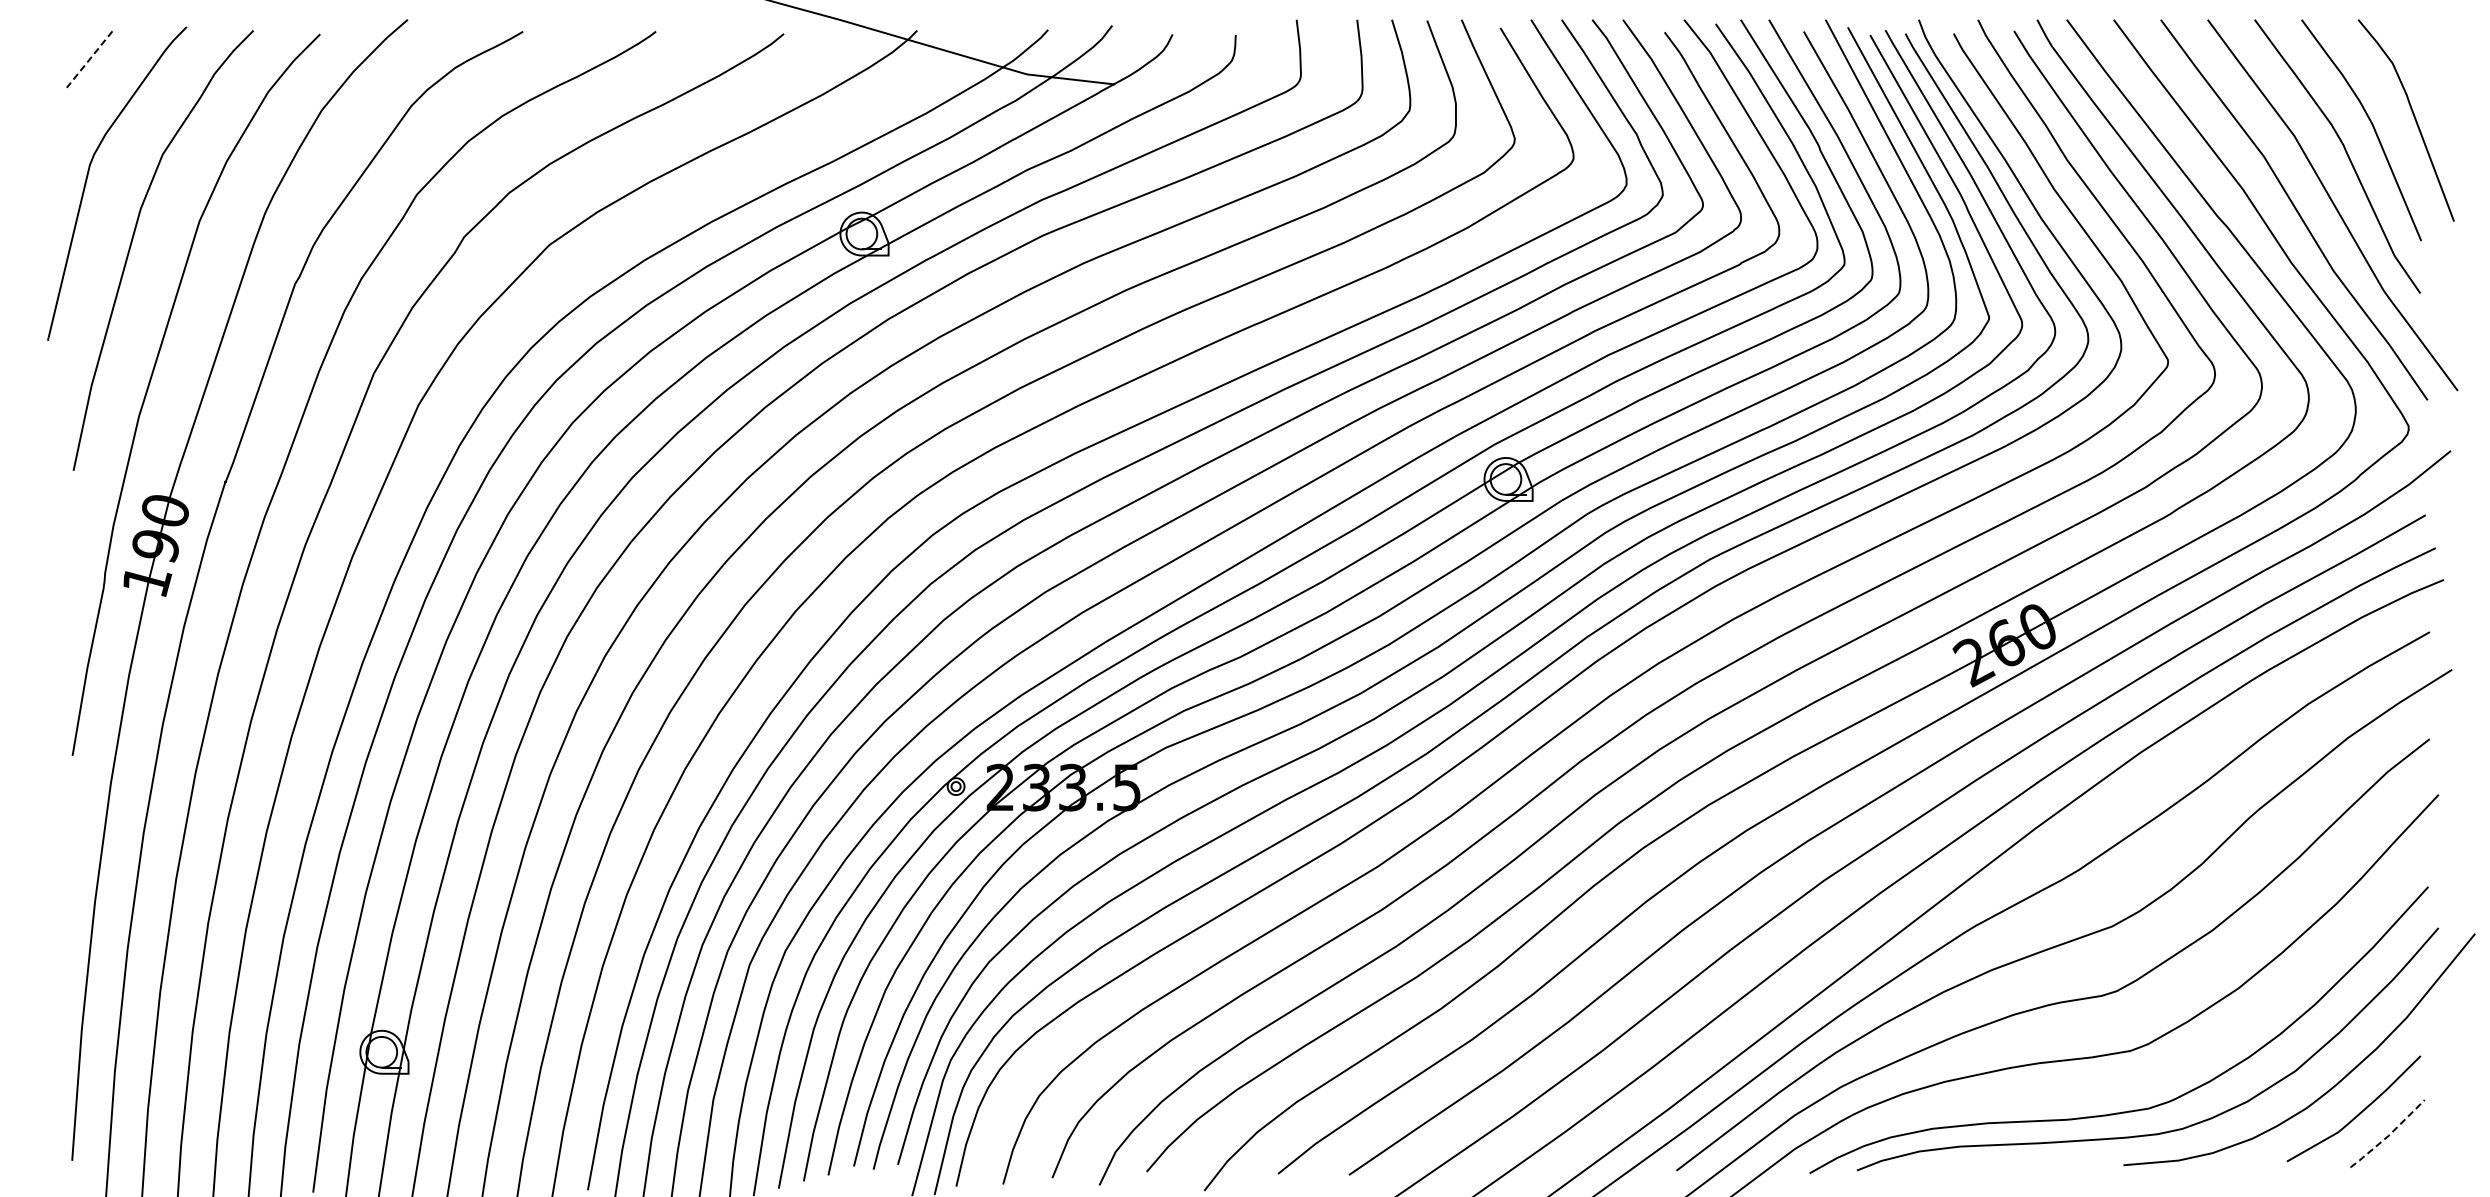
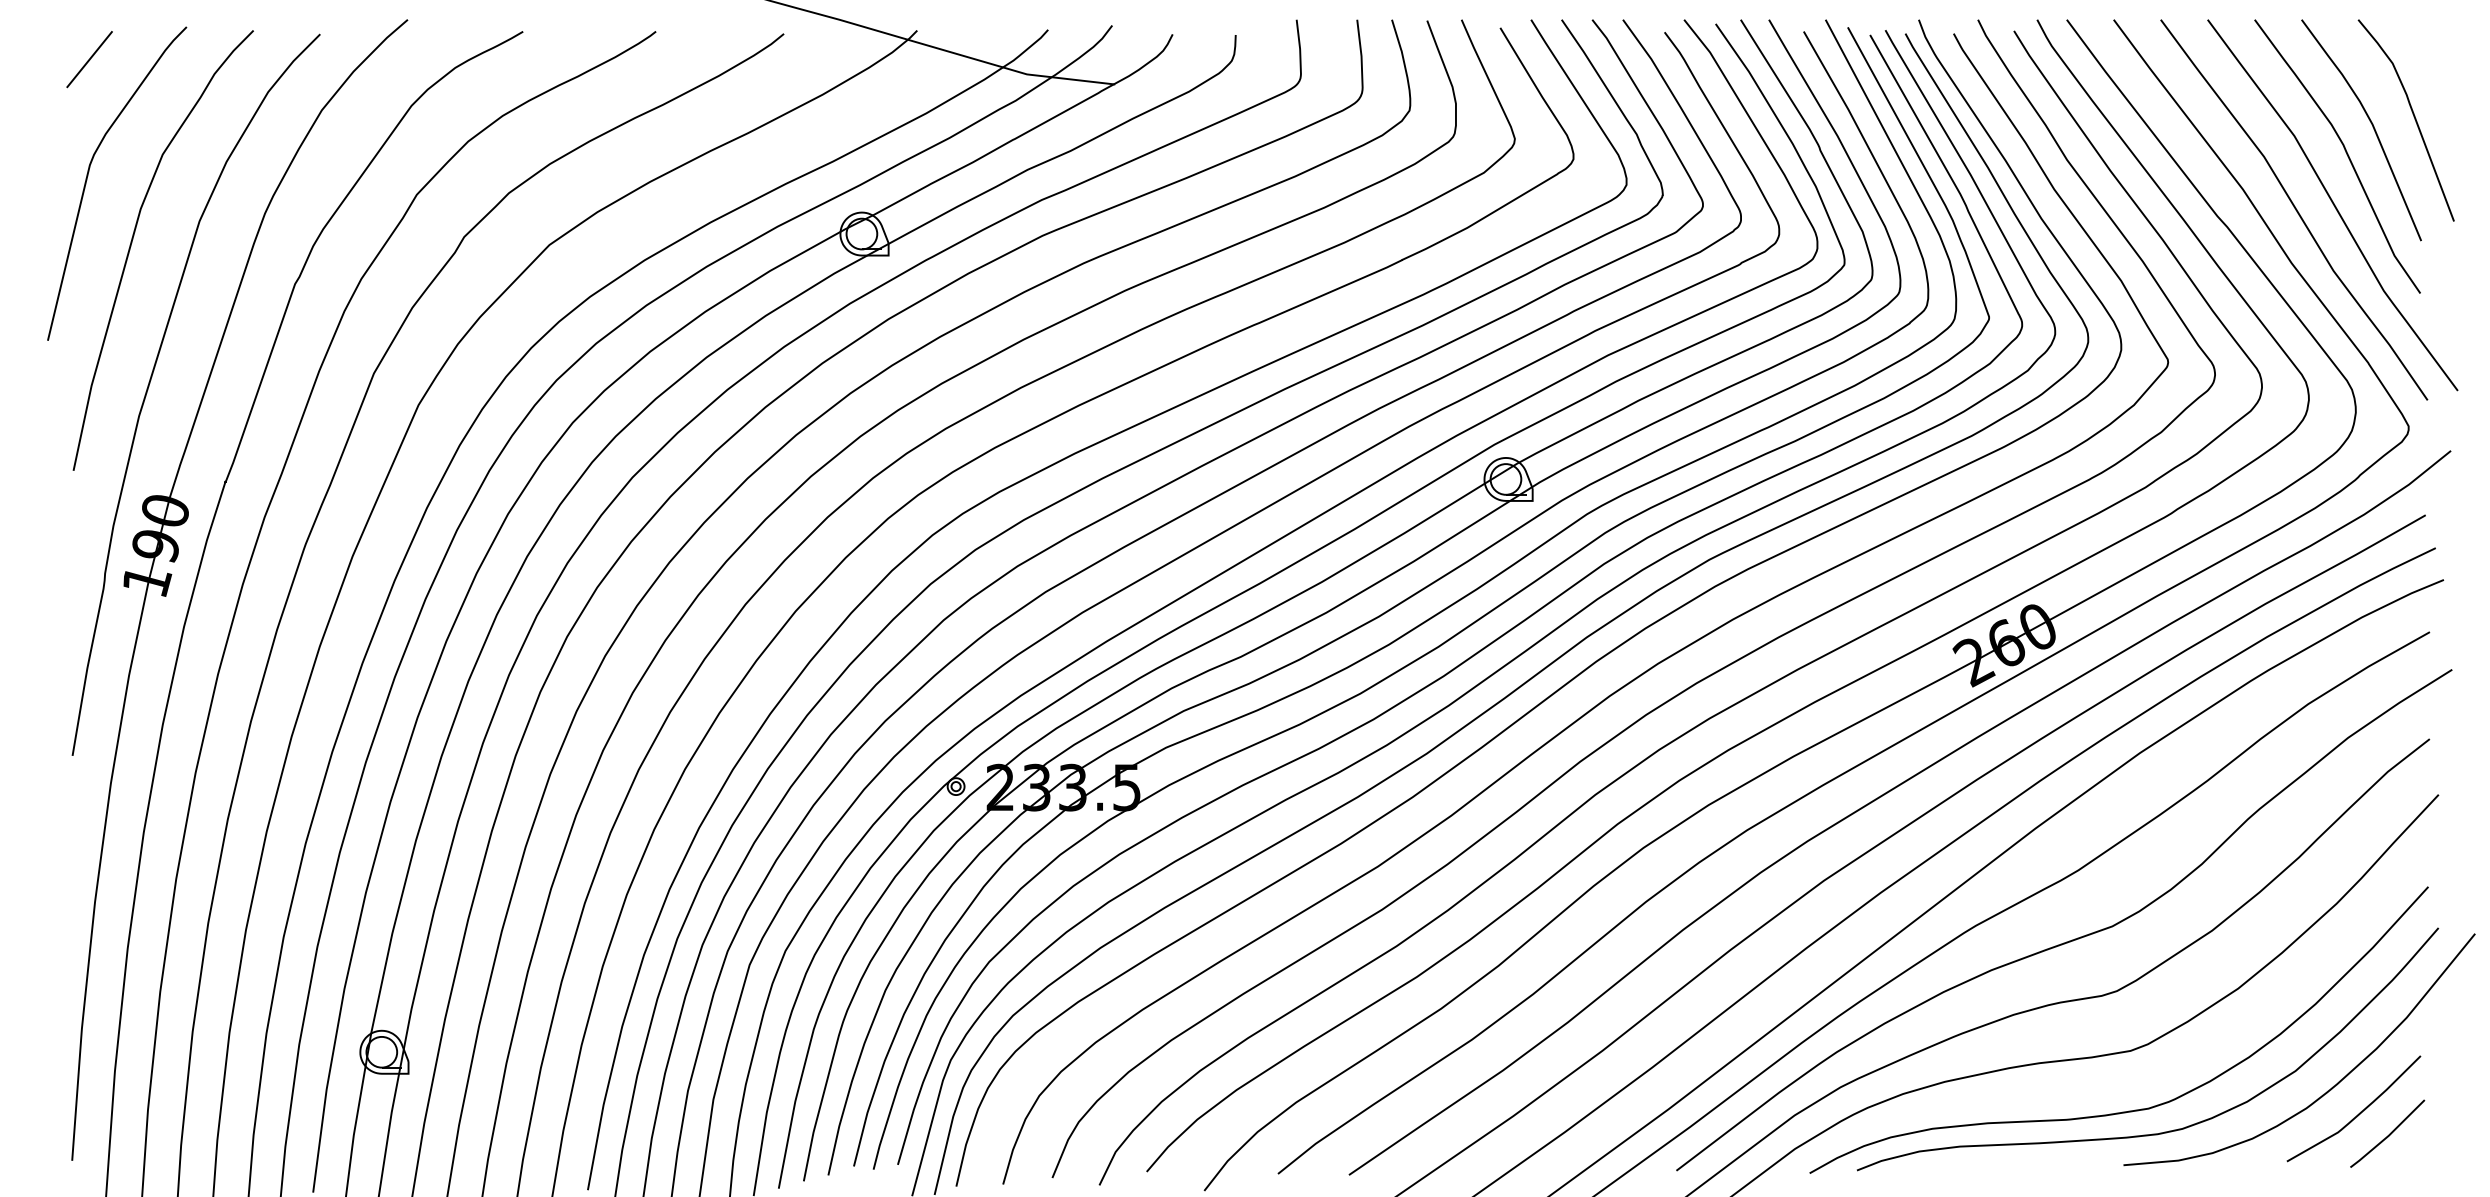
line: dashed -> solid (89, 59)
line: dashed -> solid (2388, 1135)
